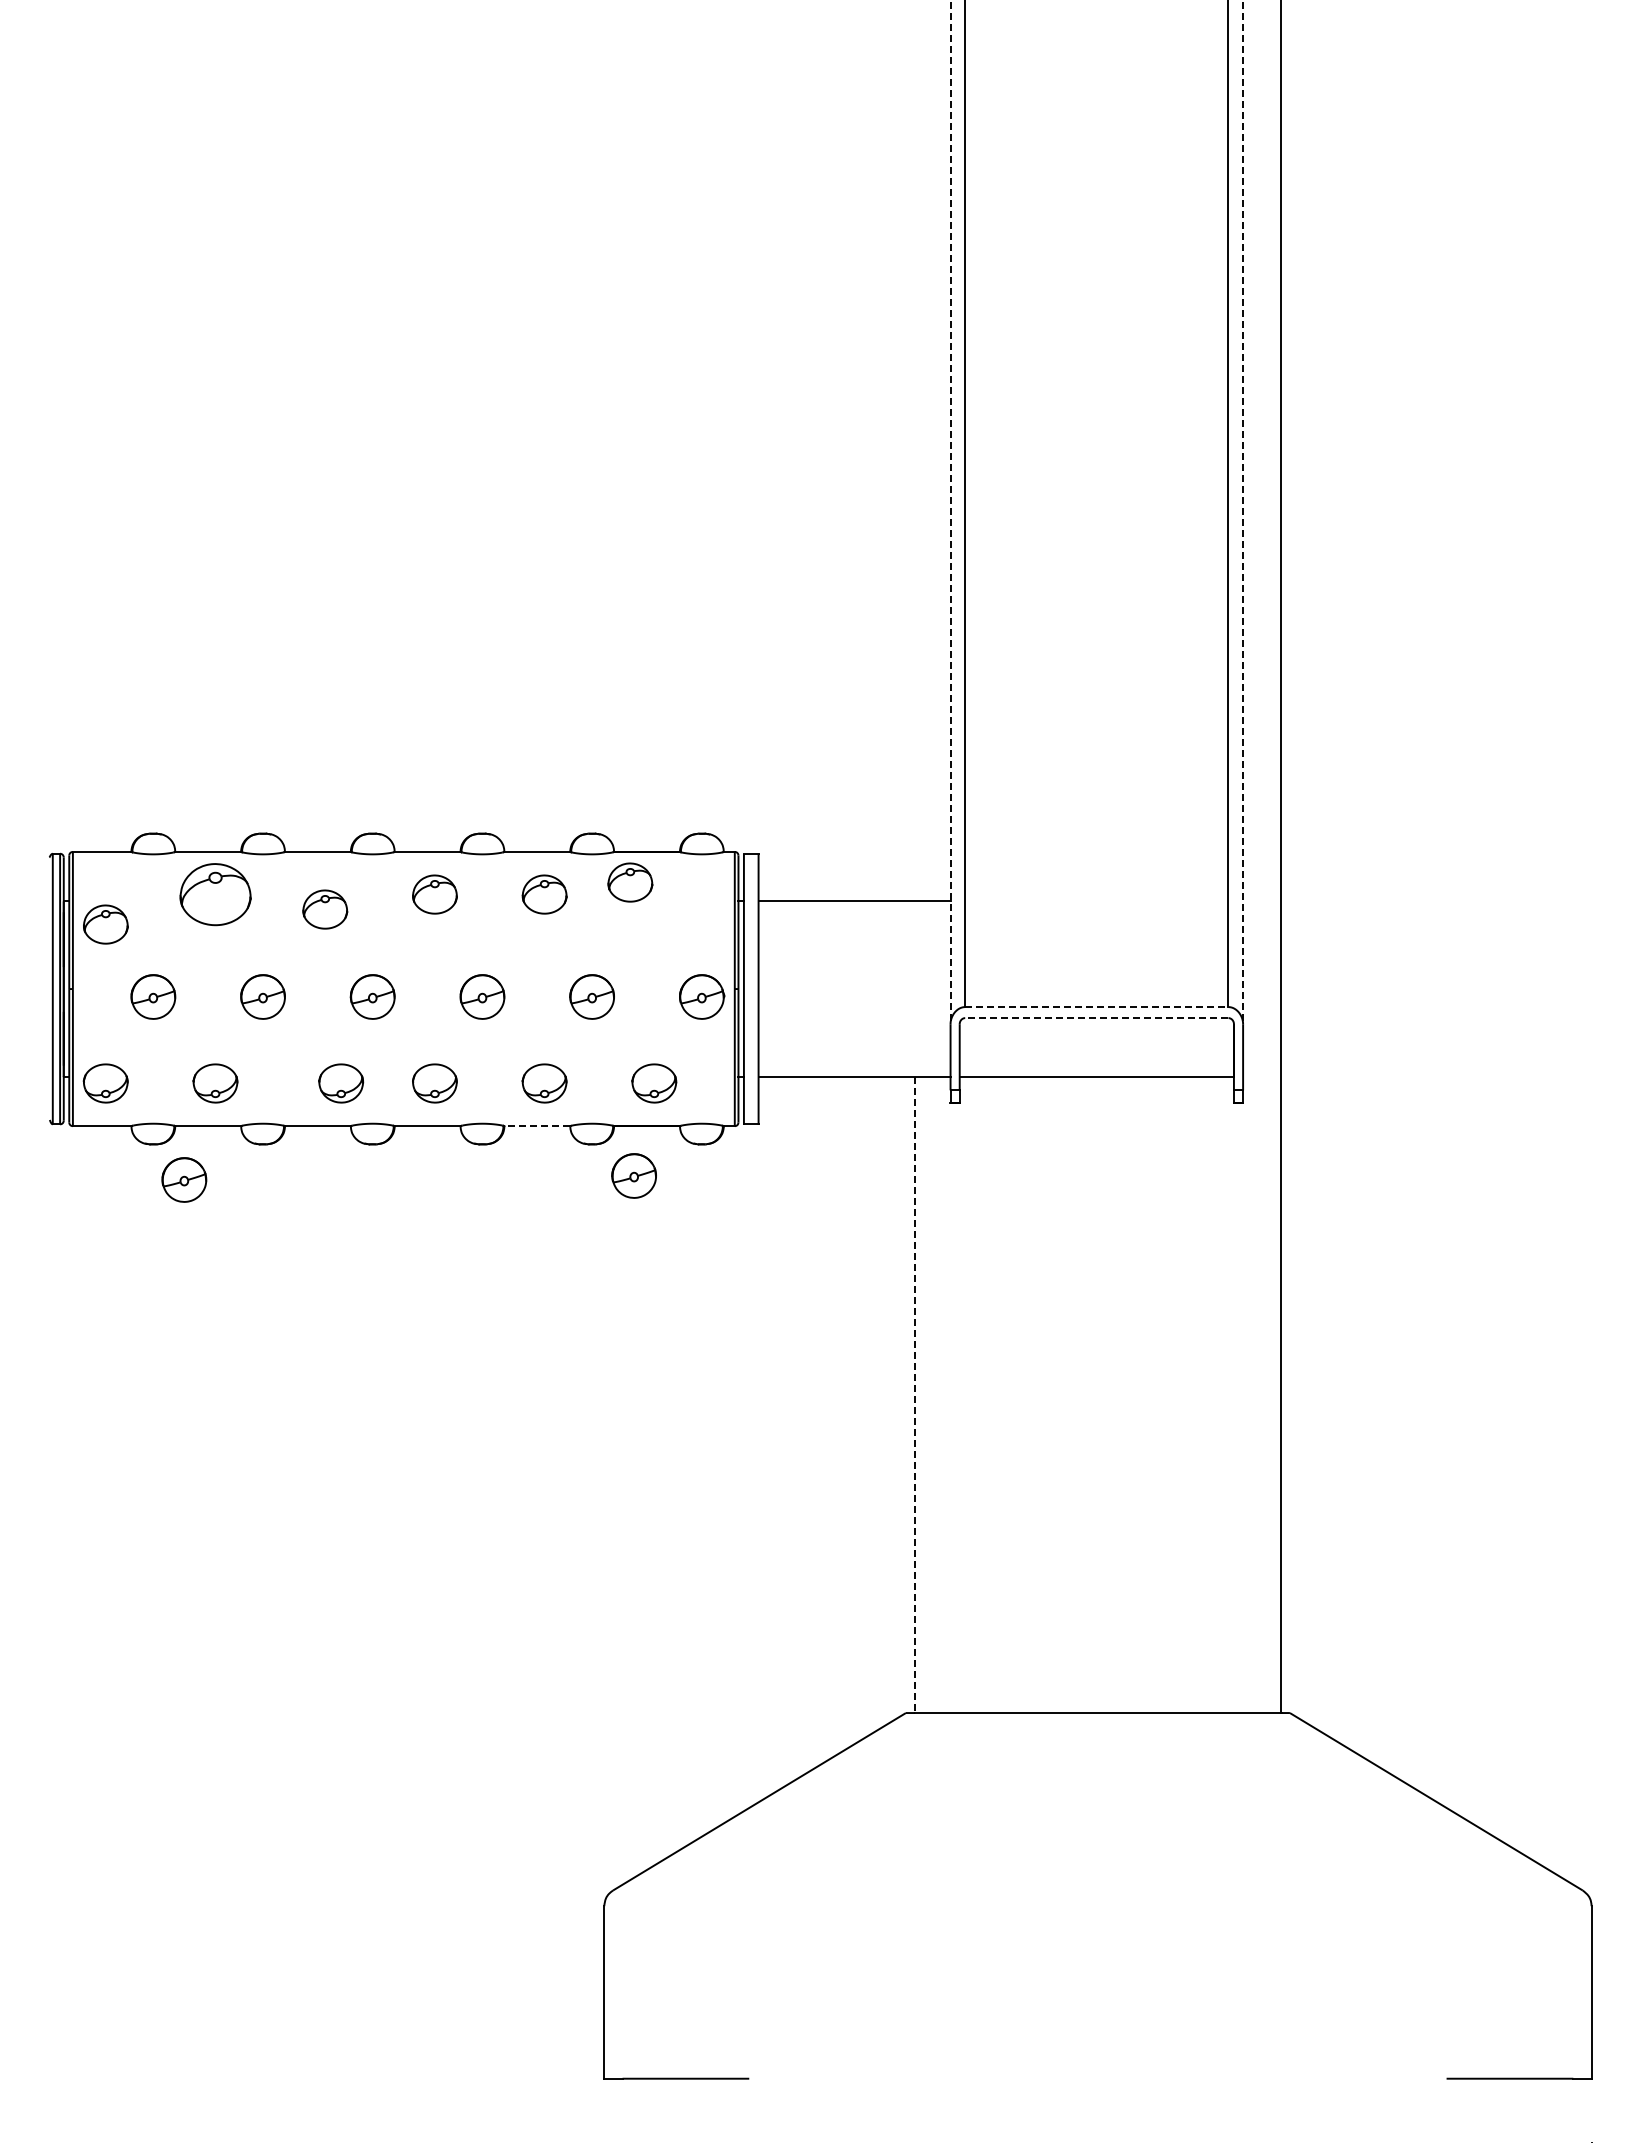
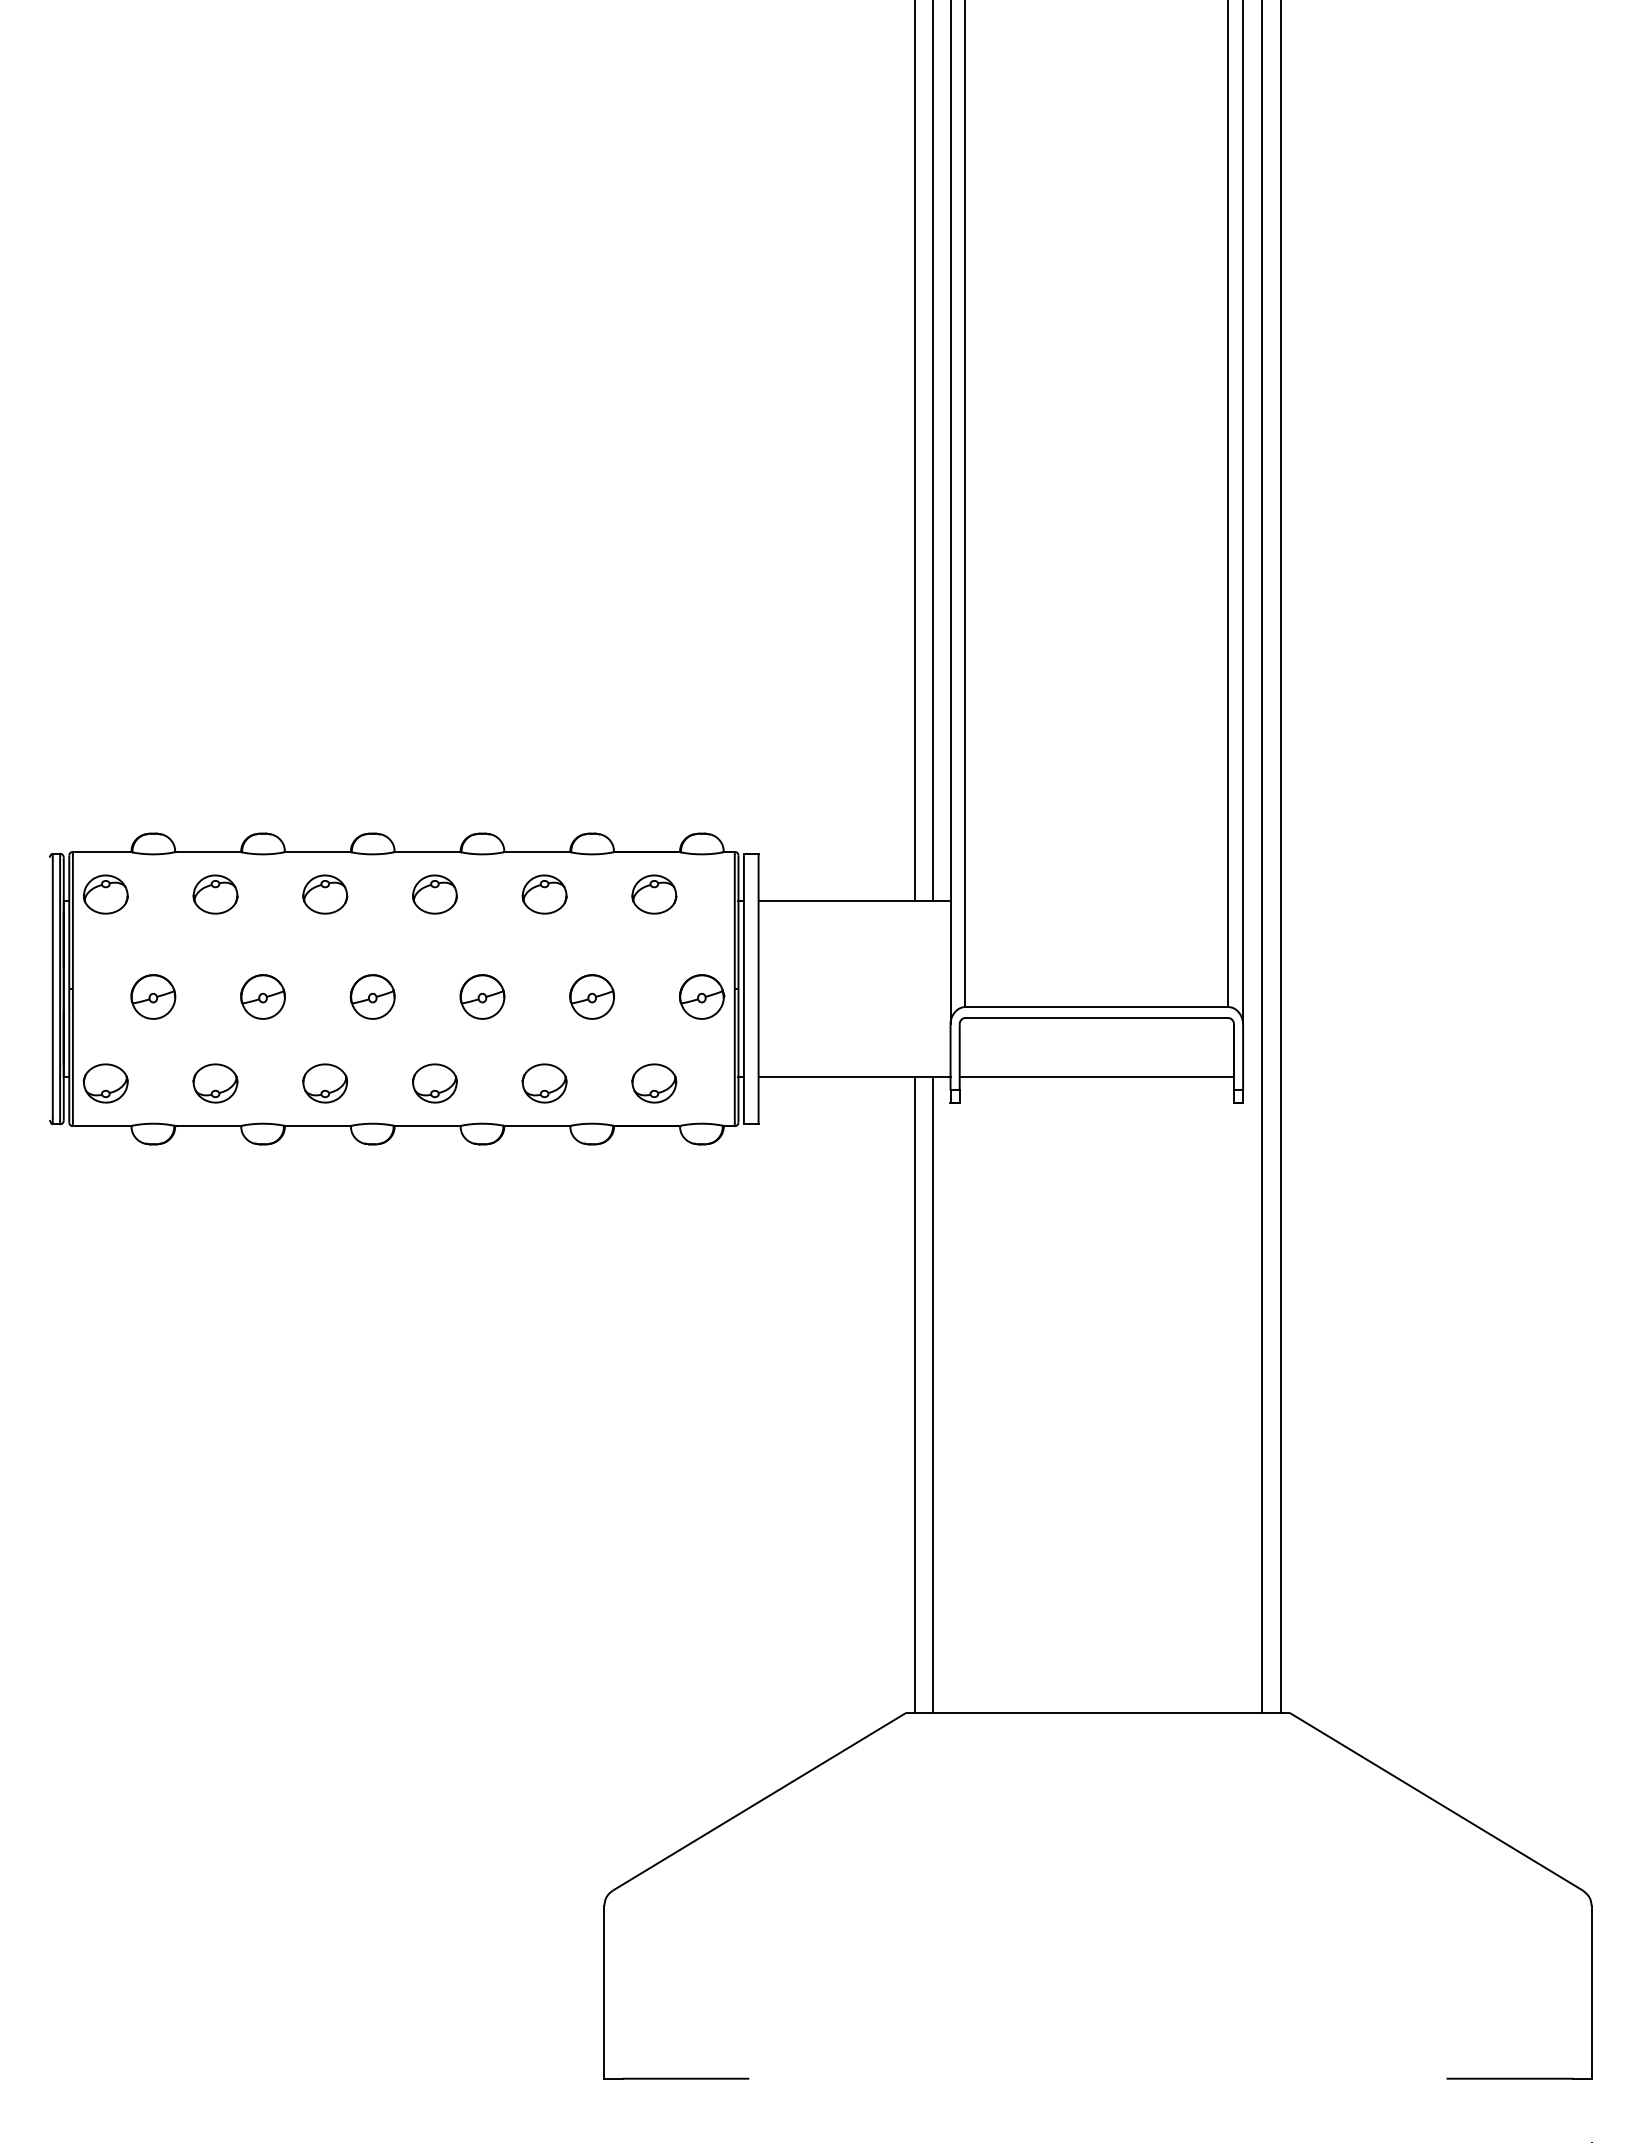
line: none -> present (915, 451)
line: none -> present (933, 451)
line: dashed -> solid (950, 512)
line: dashed -> solid (1243, 512)
line: none -> present (1262, 857)
part position: (630, 882) -> (654, 894) (654, 894)
part size: 73x64 px -> 47x41 px (215, 894)
part position: (325, 909) -> (325, 894) (325, 894)
part position: (105, 924) -> (105, 894) (105, 894)
line: dashed -> solid (1096, 1007)
line: dashed -> solid (1096, 1018)
part position: (341, 1083) -> (325, 1083) (325, 1083)
line: dashed -> solid (536, 1126)
part: present -> none (633, 1175)
part: present -> none (184, 1179)
line: none -> present (933, 1394)
line: dashed -> solid (915, 1395)
